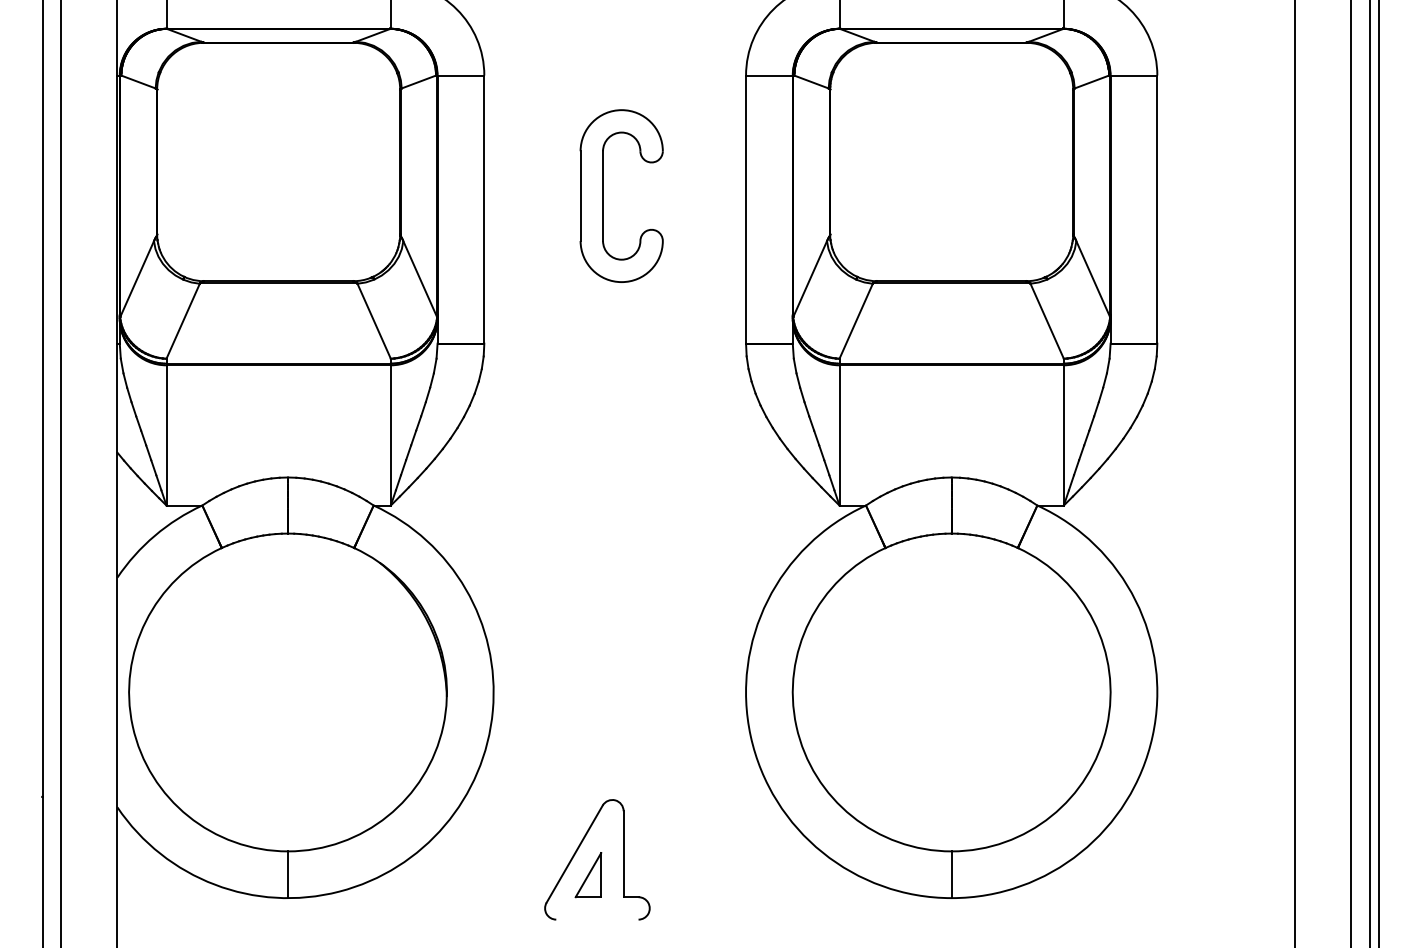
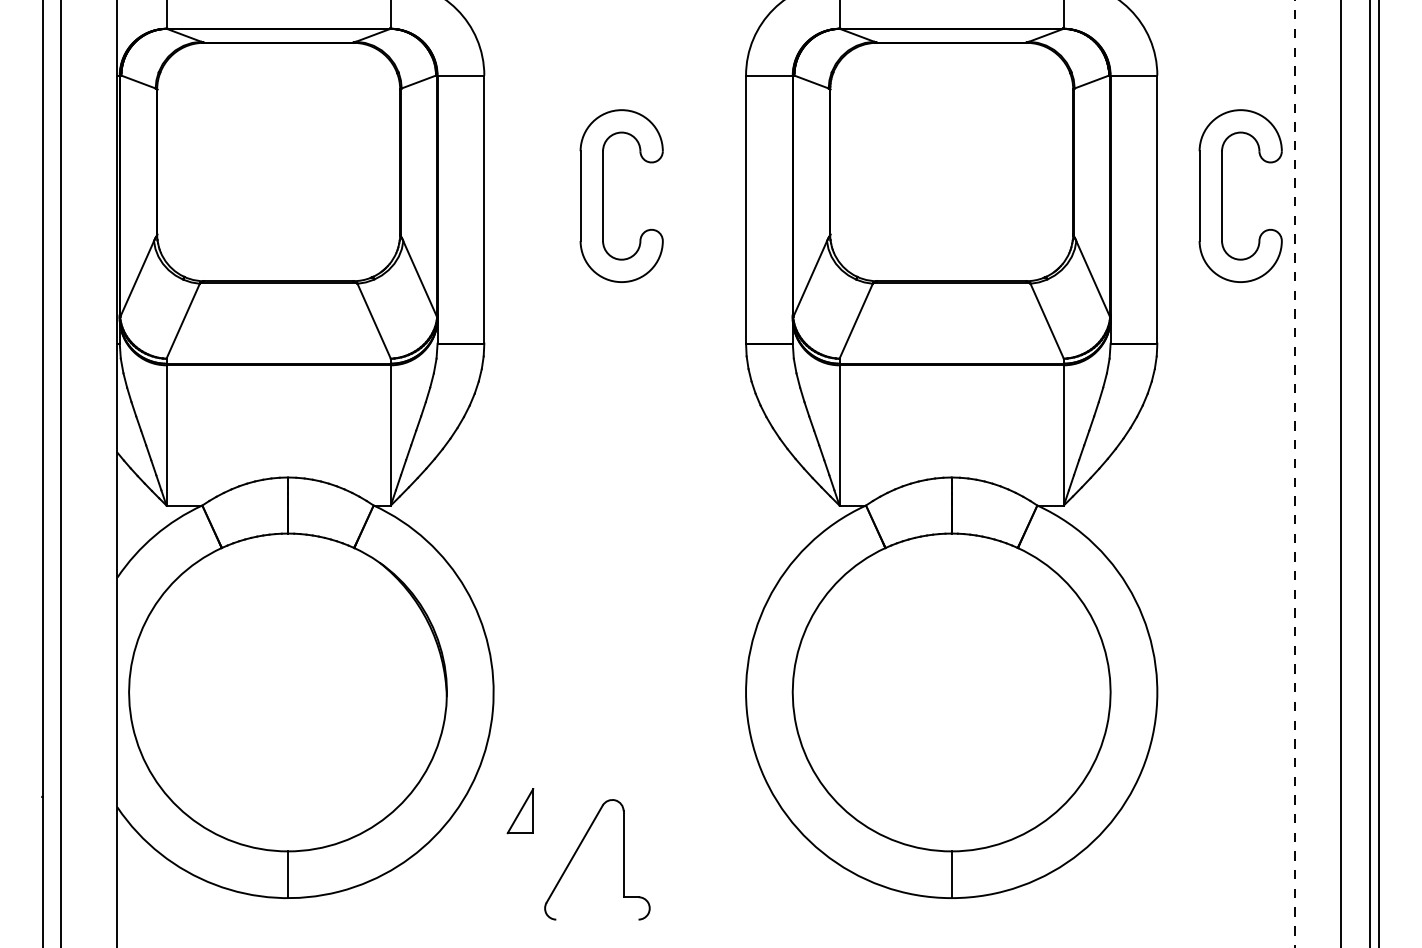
part: none -> present (1222, 195)
line: solid -> dashed (1295, 473)
line position: (1351, 473) -> (1341, 473) (1341, 473)
part position: (588, 875) -> (520, 811) (520, 811)
